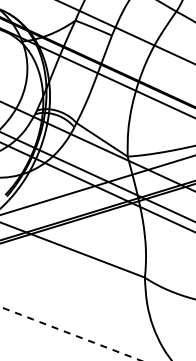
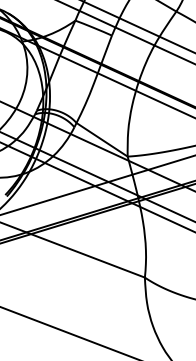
line: none -> present (138, 26)
line: dashed -> solid (70, 333)
